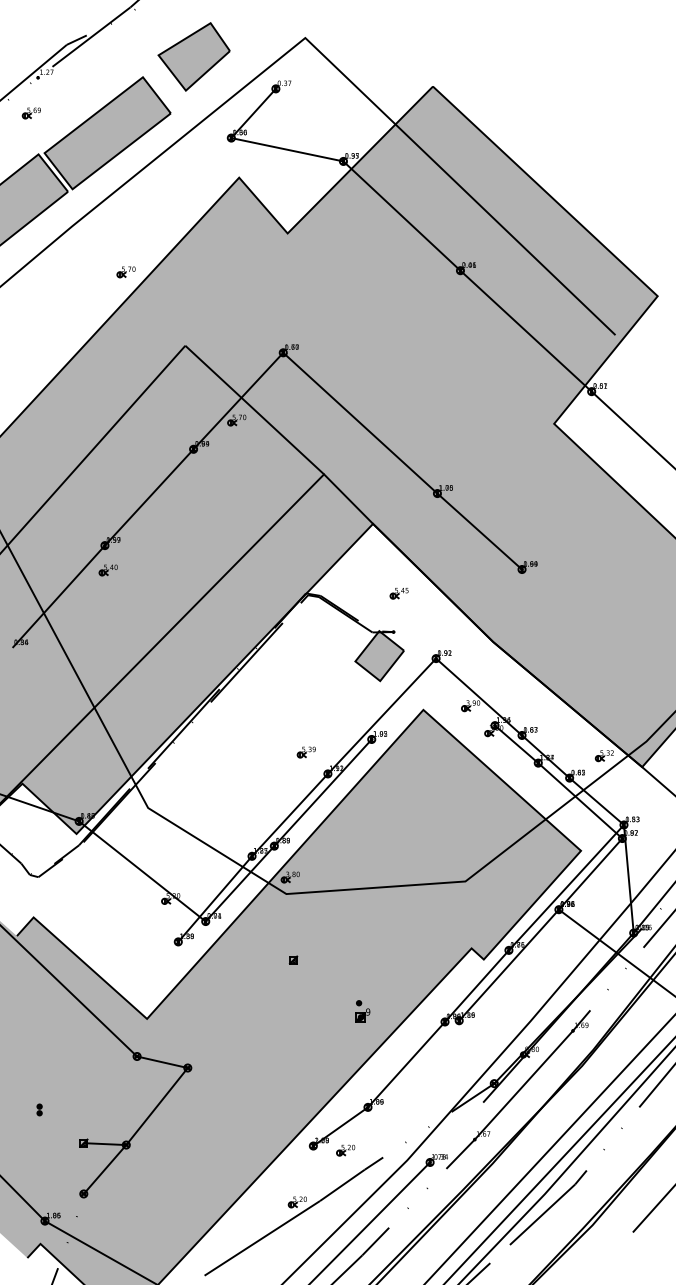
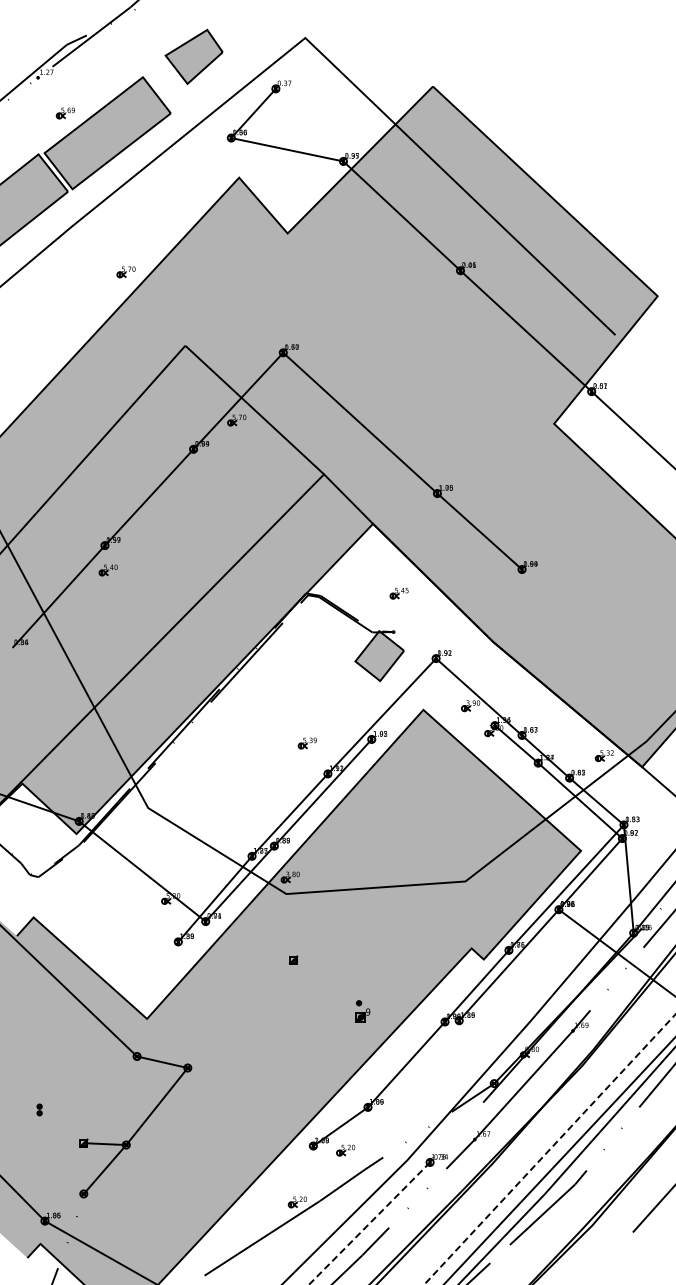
part size: 74x70 px -> 60x57 px (193, 56)
part position: (30, 113) -> (64, 113) (64, 113)
part position: (305, 752) -> (306, 743) (306, 743)
line: solid -> dashed (550, 1149)
line: solid -> dashed (369, 1223)
